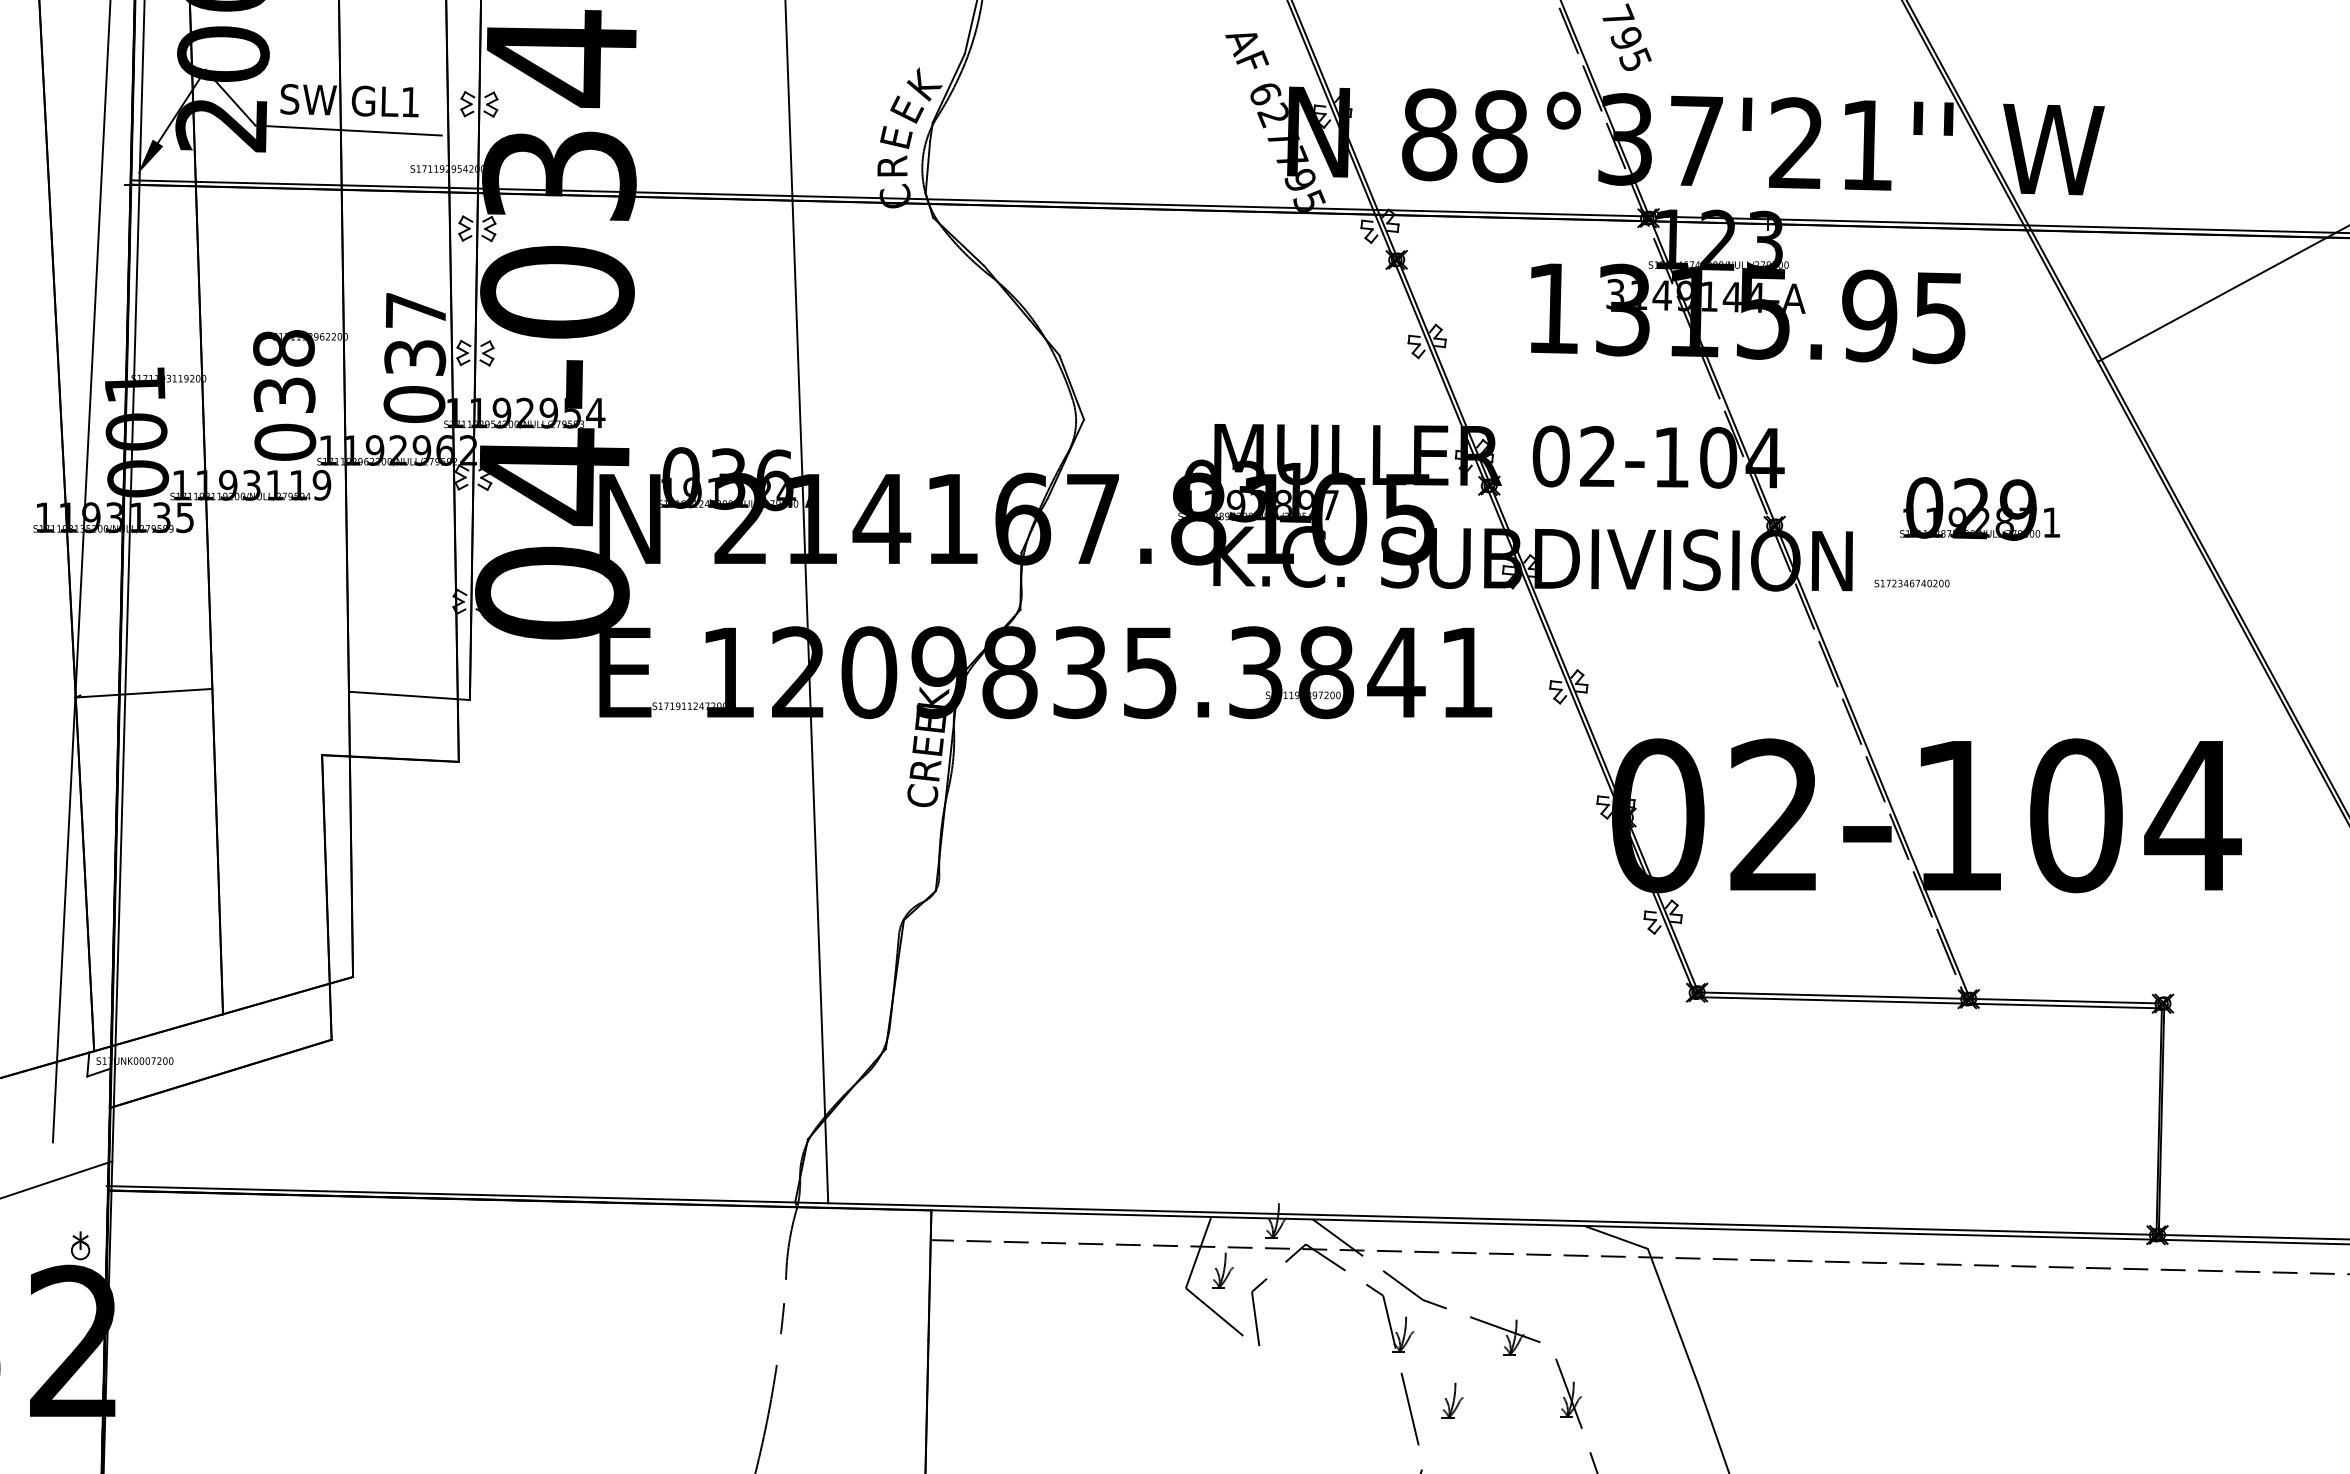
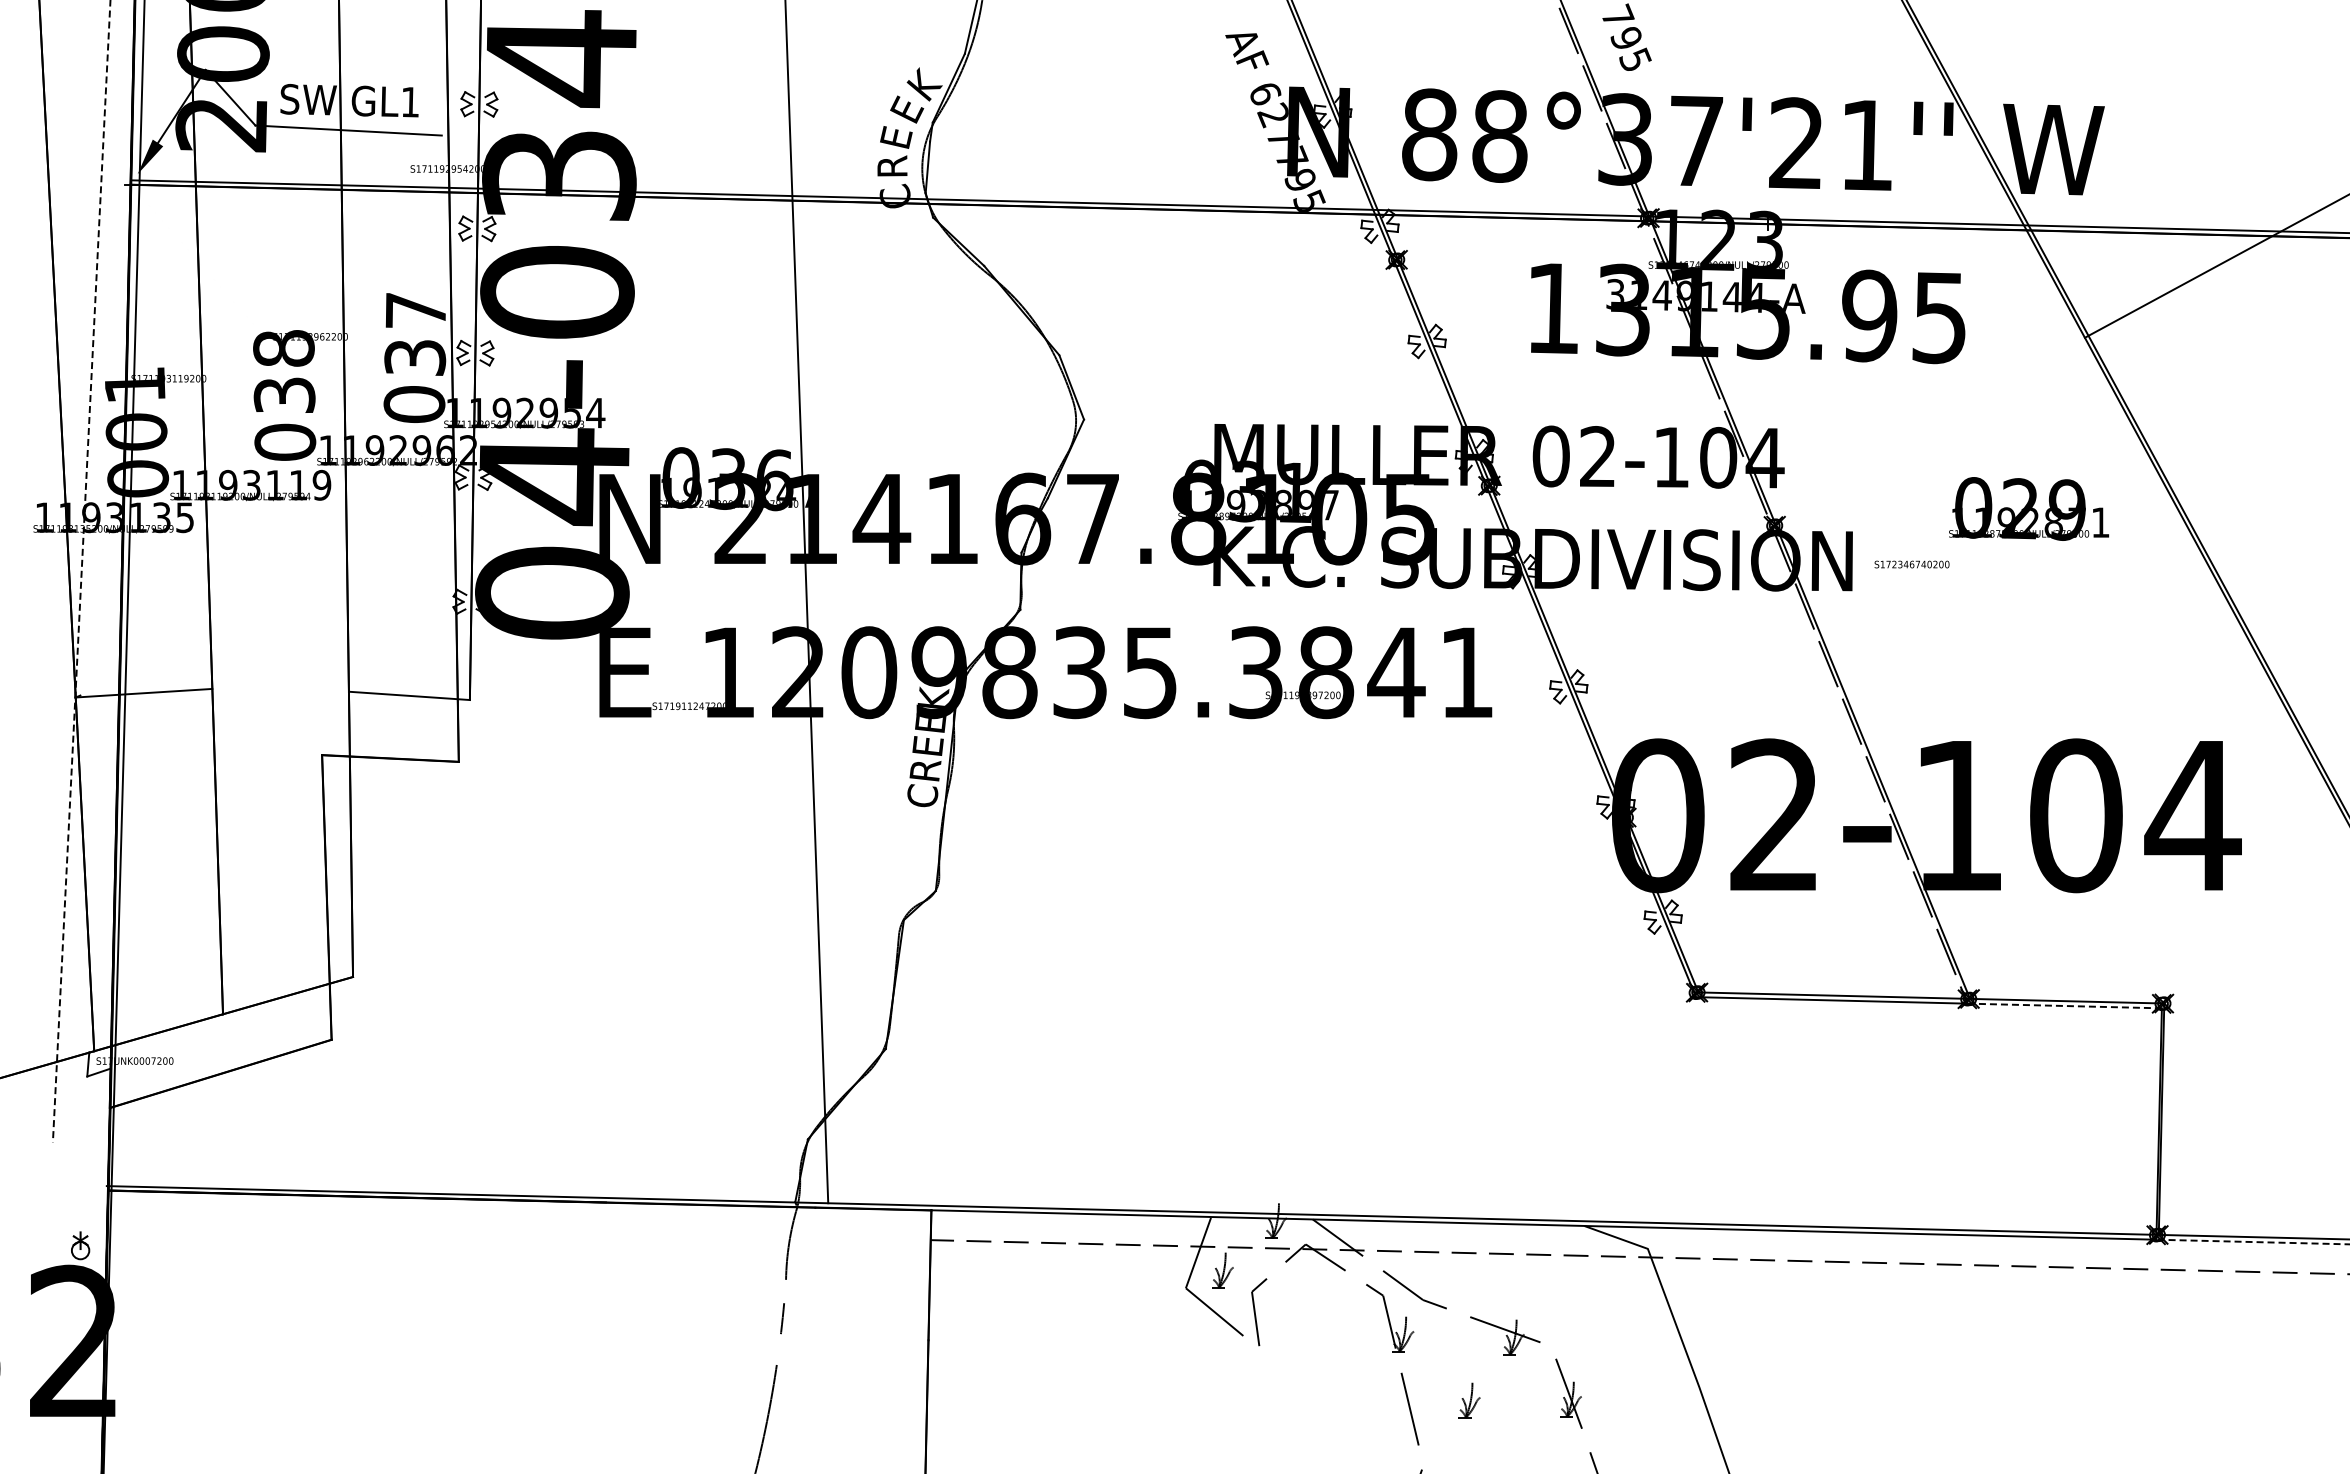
line position: (2221, 294) -> (2215, 266) (2215, 266)
text position: (1980, 508) -> (2029, 508) (2029, 508)
line: solid -> dashed (81, 571)
text position: (1911, 583) -> (1911, 564) (1911, 564)
line: solid -> dashed (2064, 1005)
line: present -> none (57, 1179)
line: solid -> dashed (2253, 1242)
part position: (1452, 1400) -> (1469, 1400) (1469, 1400)
